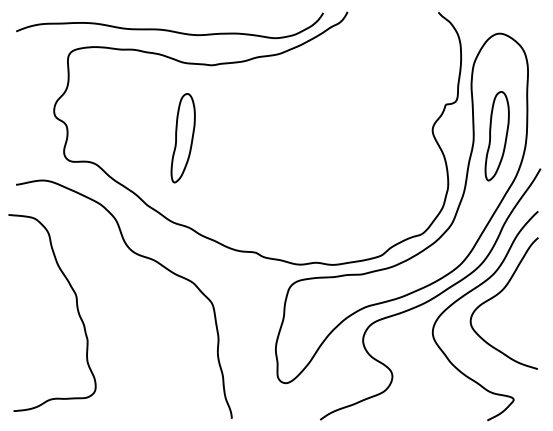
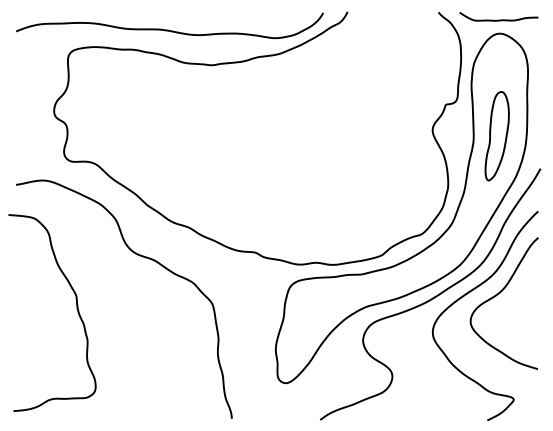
curve: none -> present (498, 19)
part: present -> none (182, 138)
